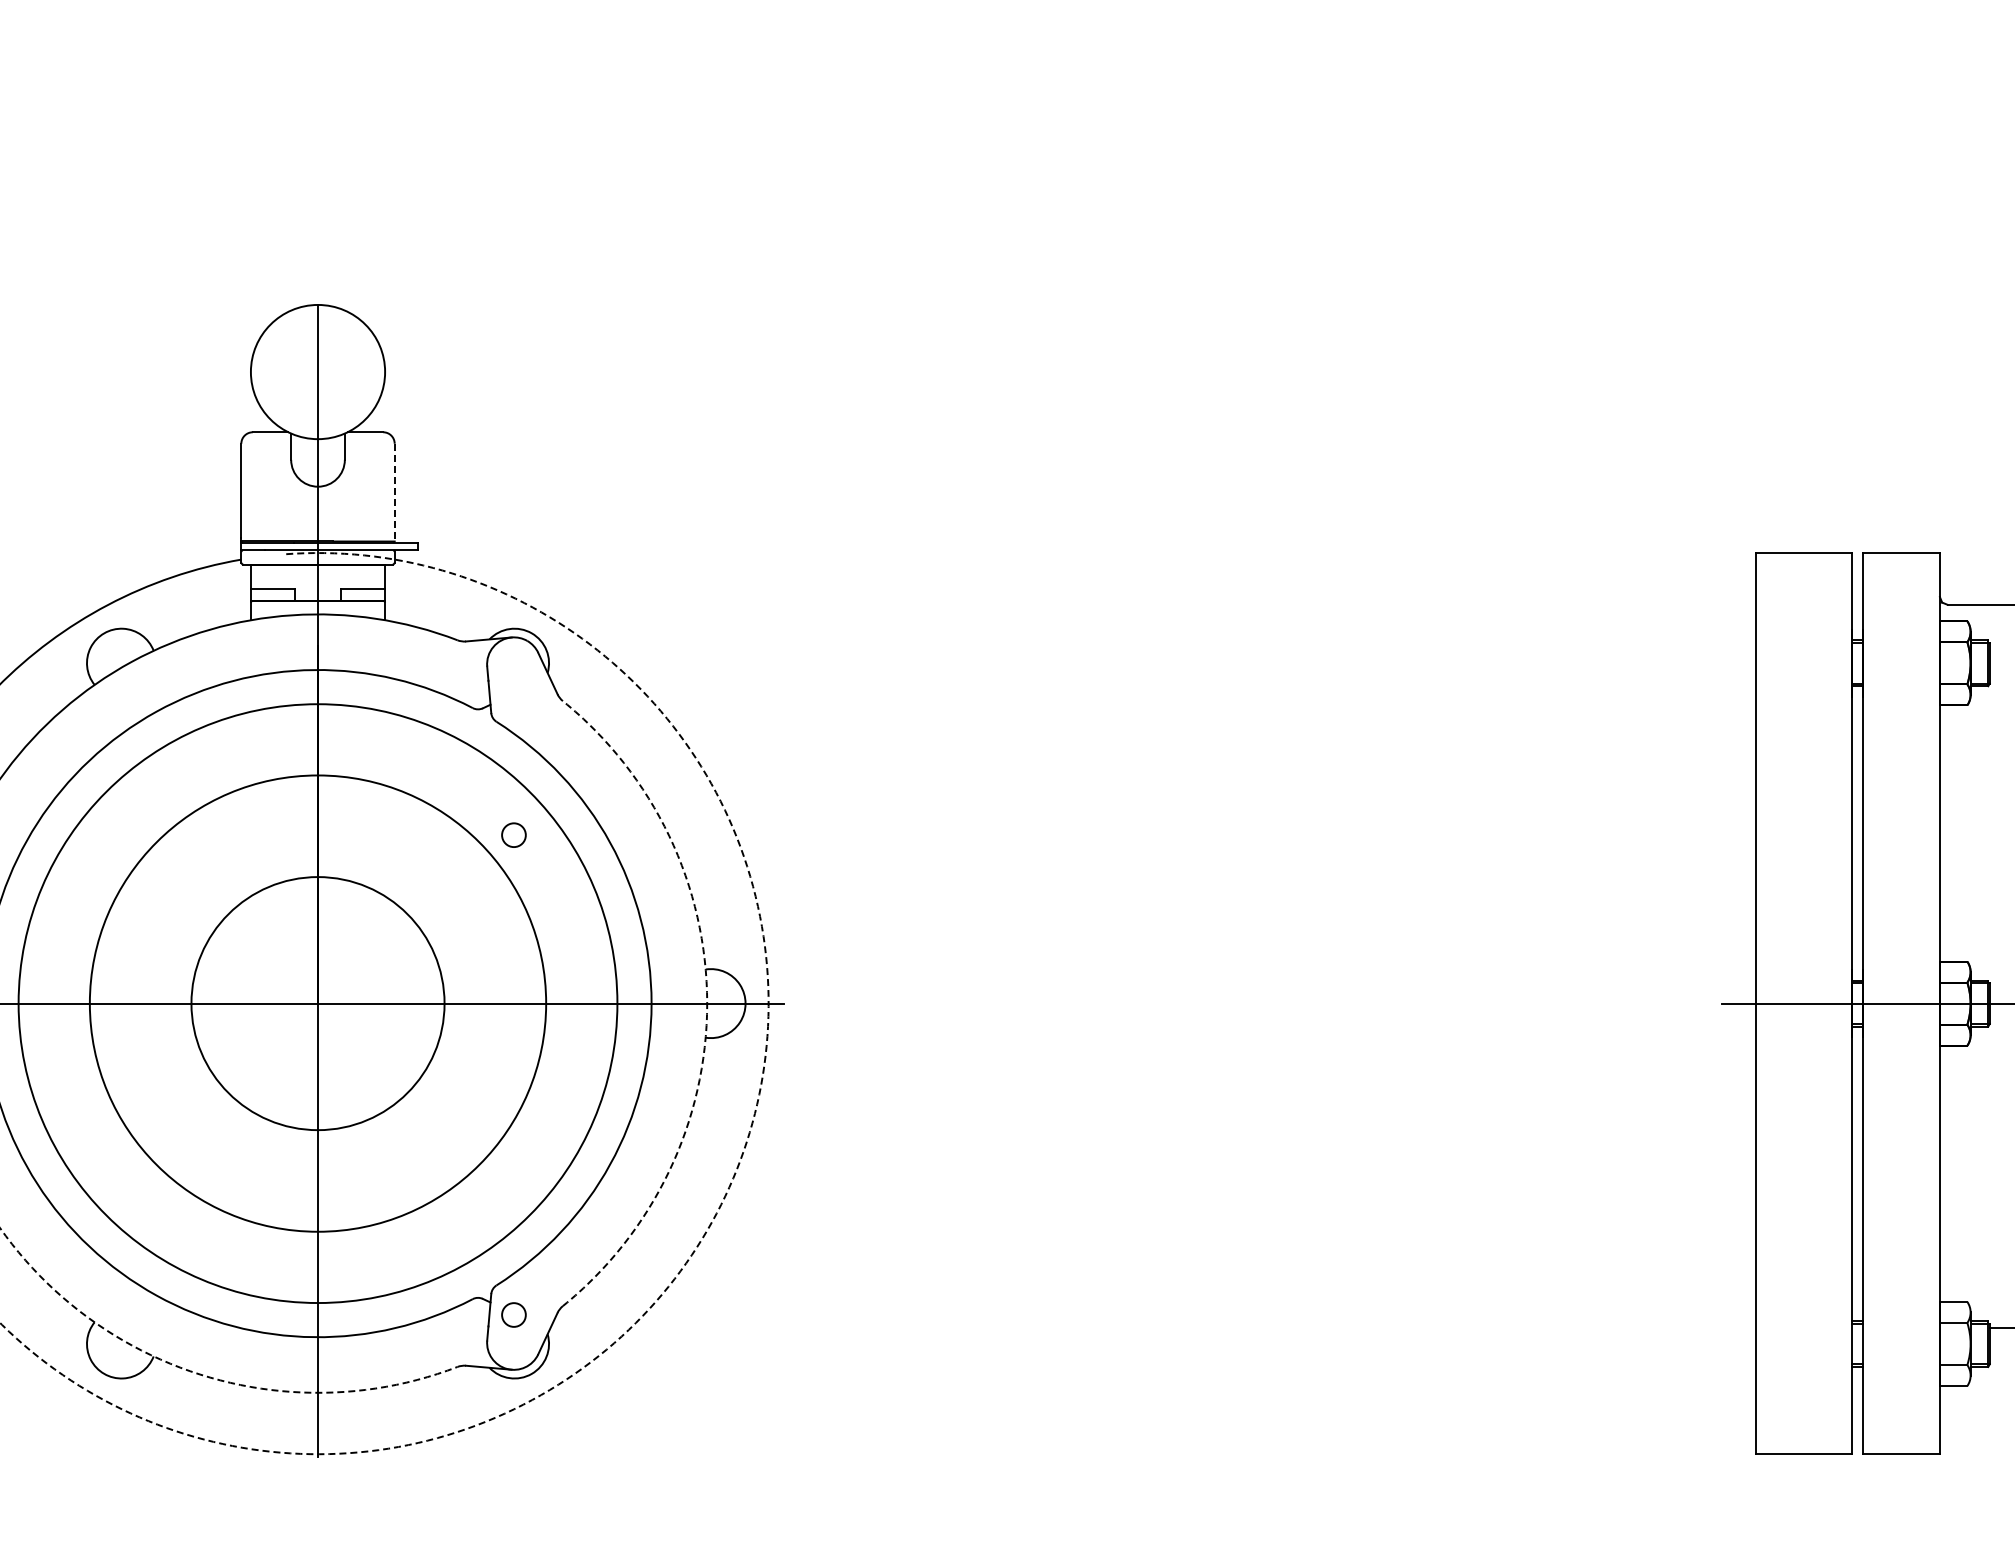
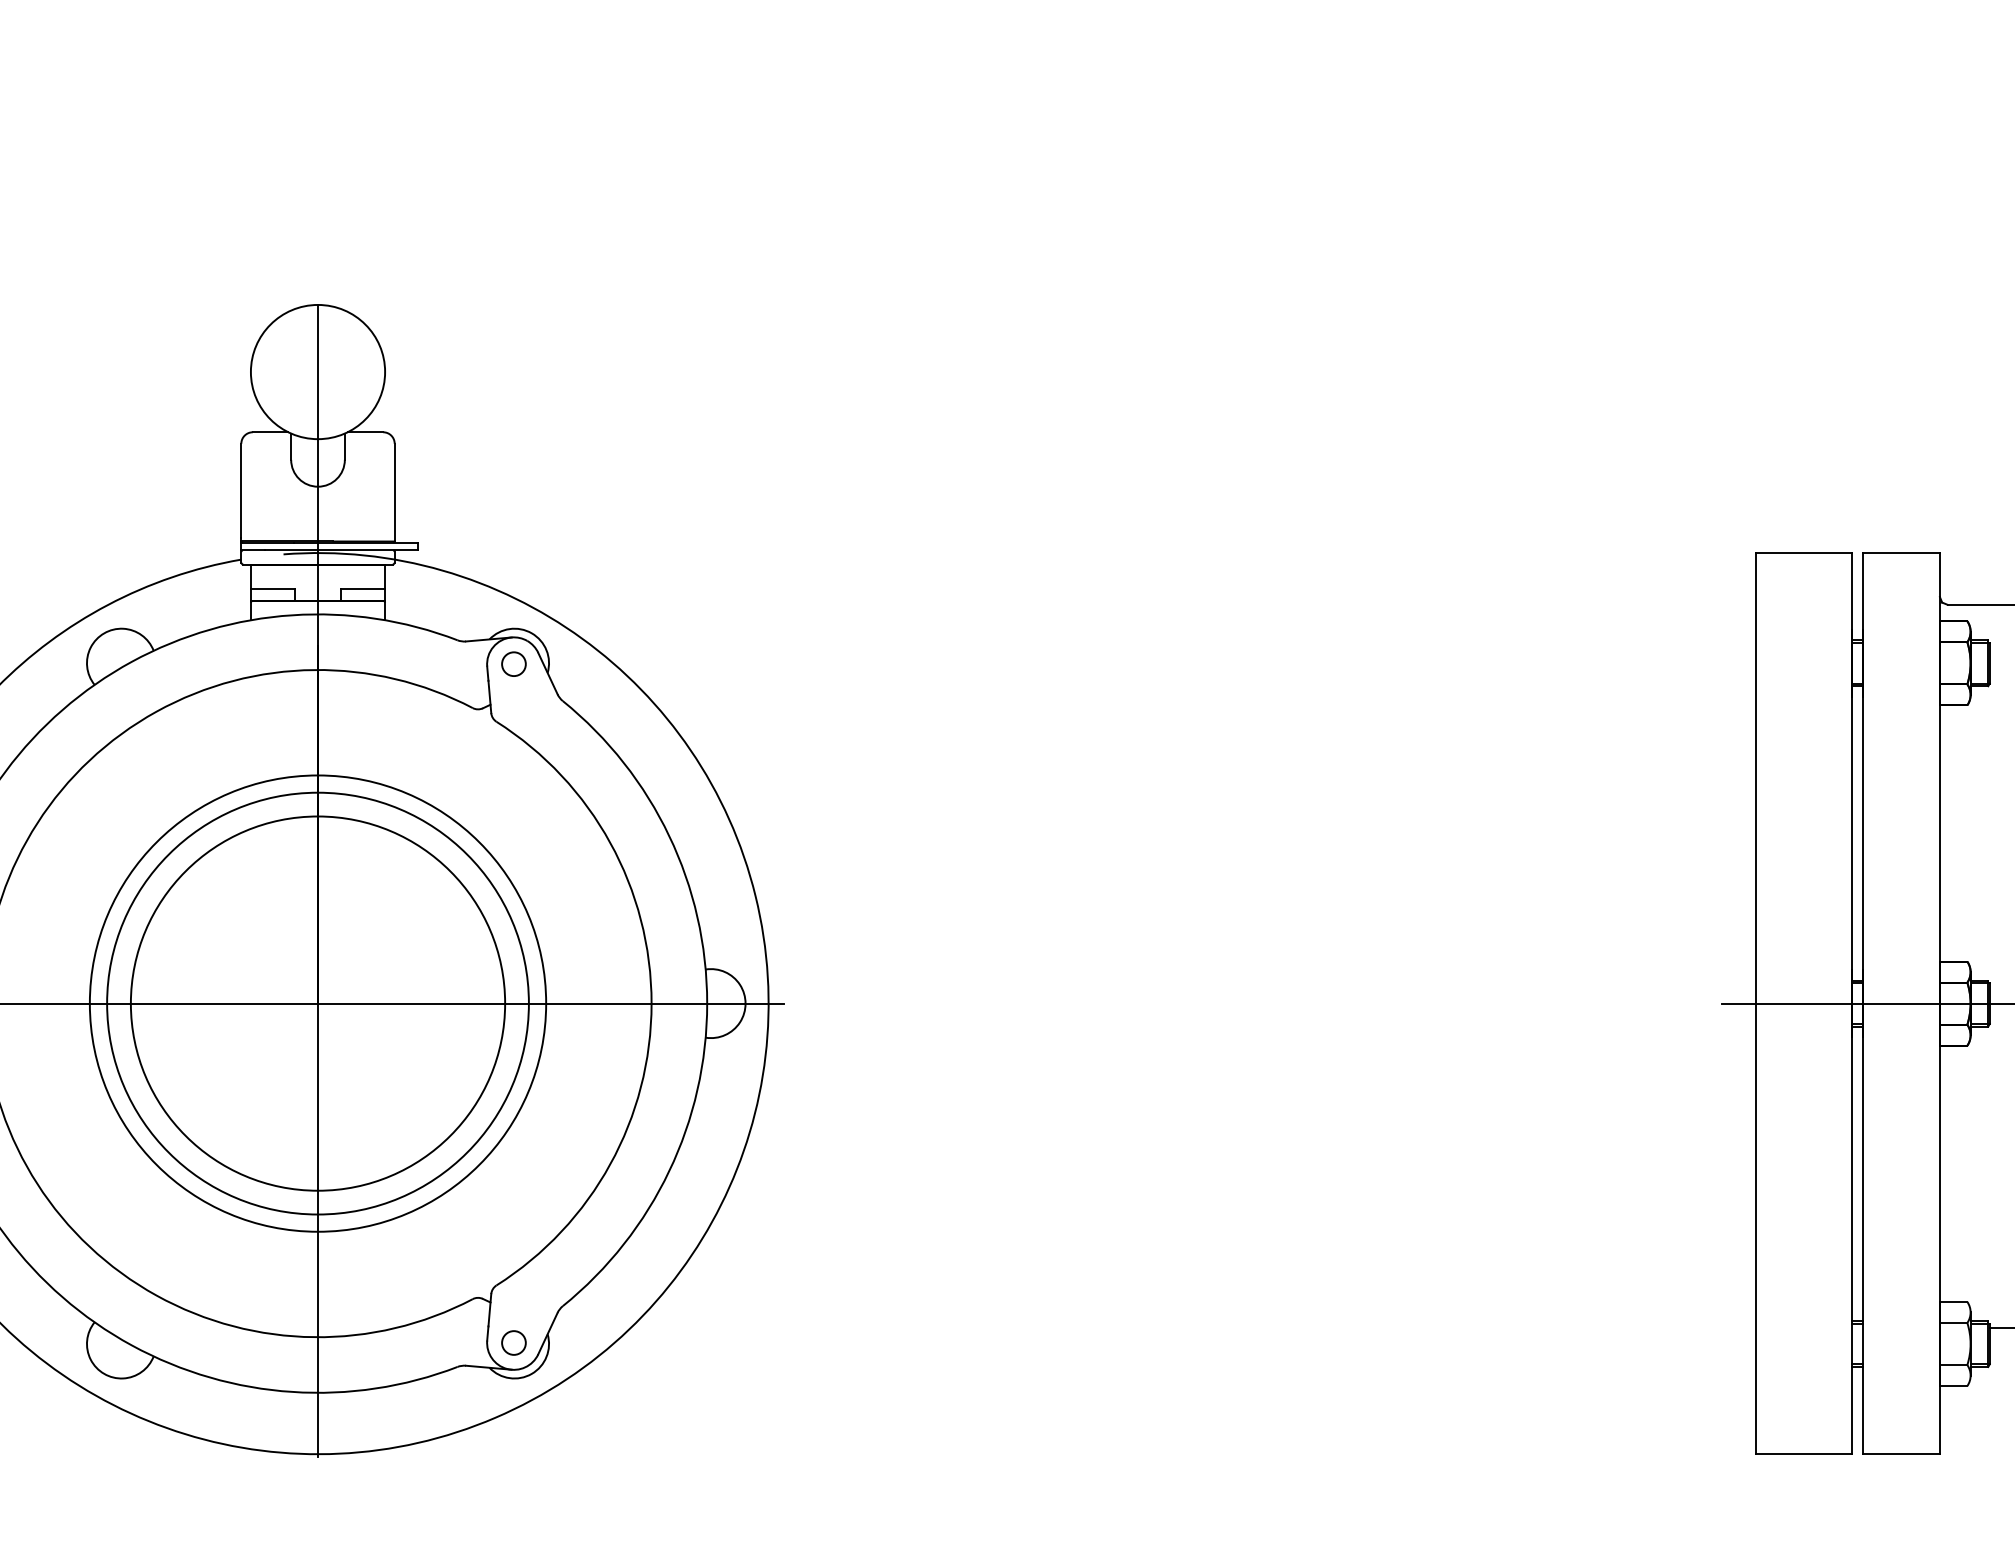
line: dashed -> solid (394, 492)
circle position: (513, 834) -> (513, 663) (513, 663)
circle diameter: 253 px -> 422 px (317, 1003)
circle diameter: 599 px -> 374 px (317, 1003)
arc: dashed -> solid (707, 1003)
arc: dashed -> solid (740, 1159)
circle position: (513, 1314) -> (513, 1342) (513, 1342)
arc: dashed -> solid (203, 1375)
